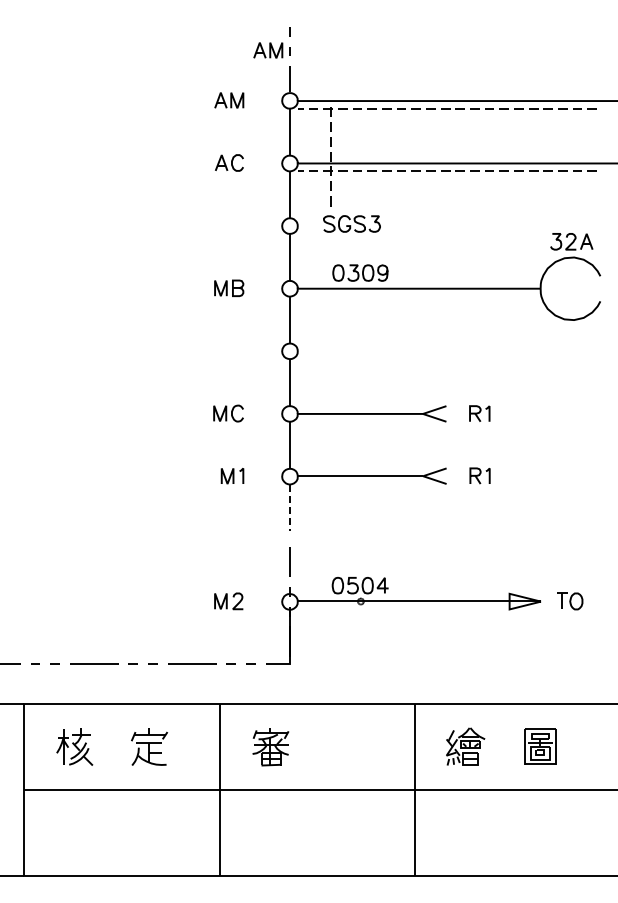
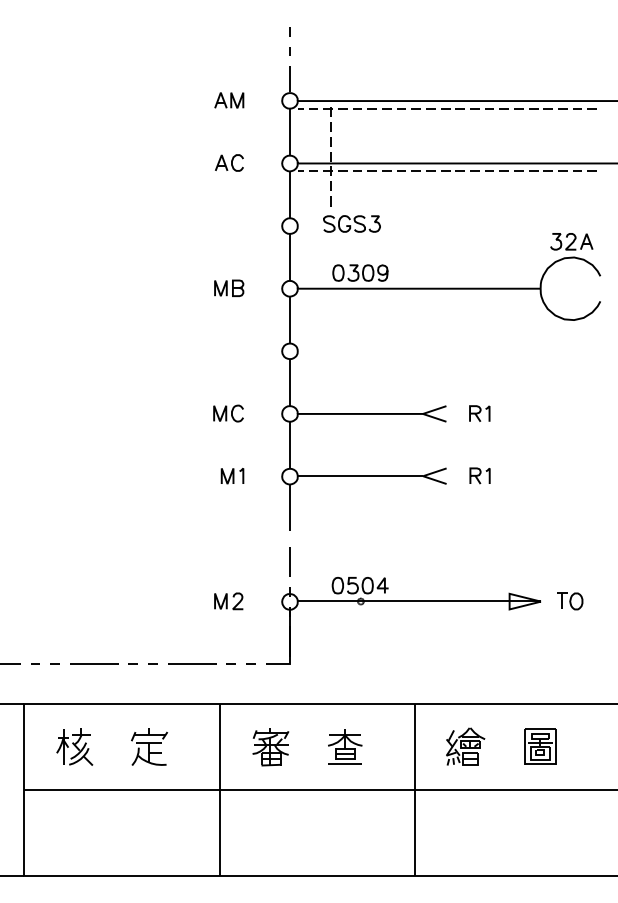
part: present -> none (268, 50)
line: dashed -> solid (289, 508)
part: none -> present (345, 746)
